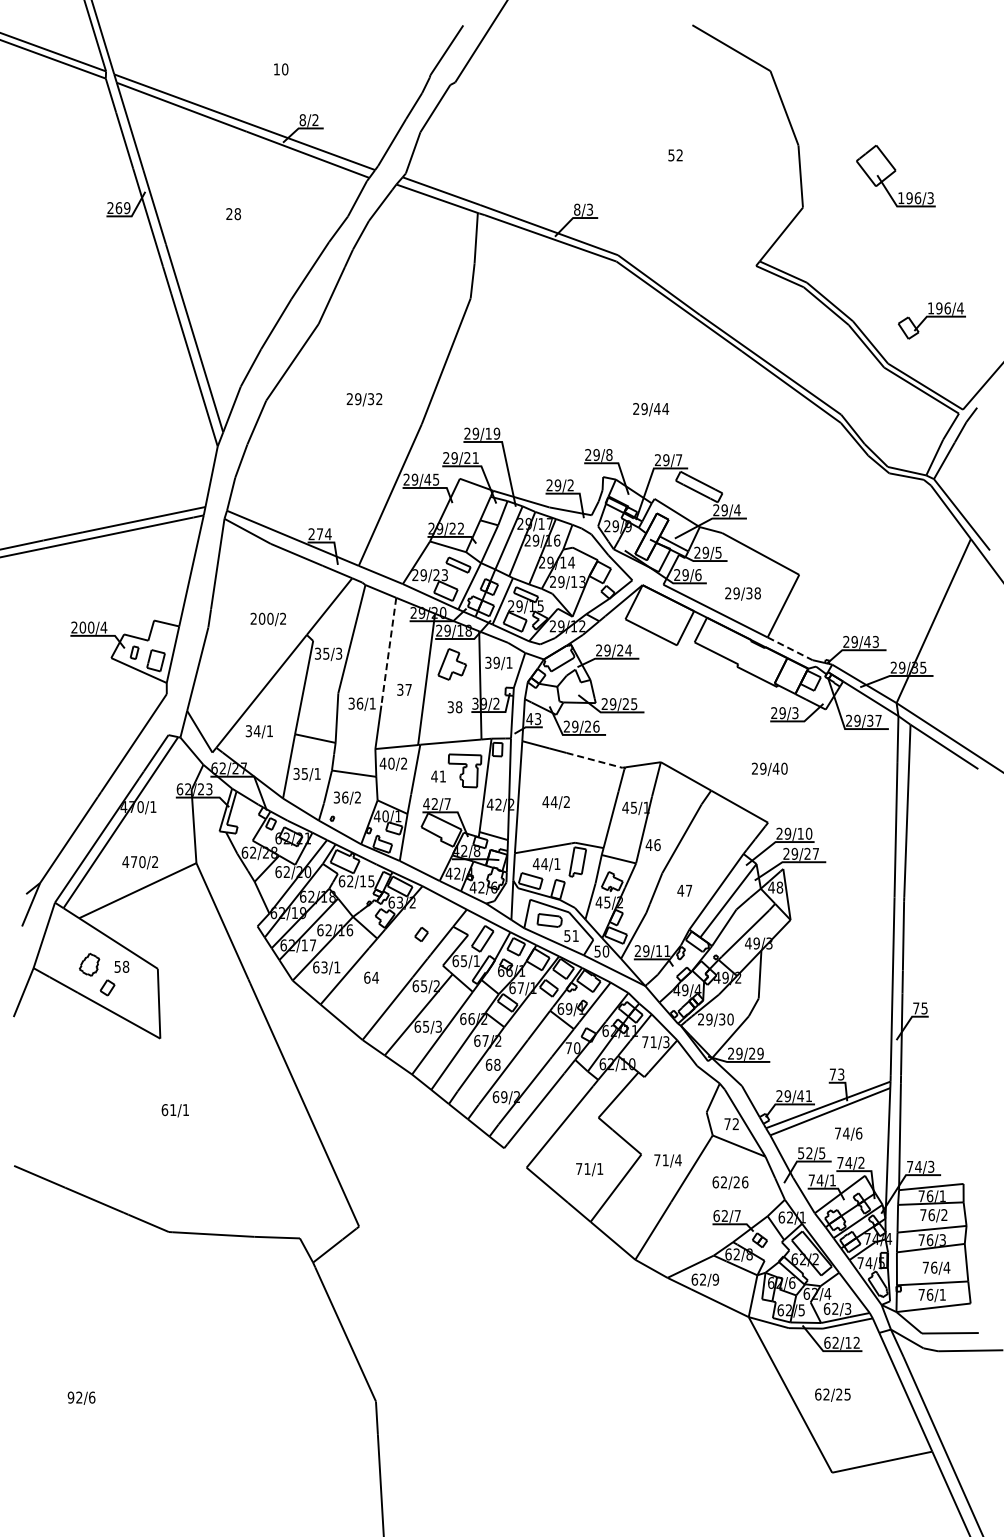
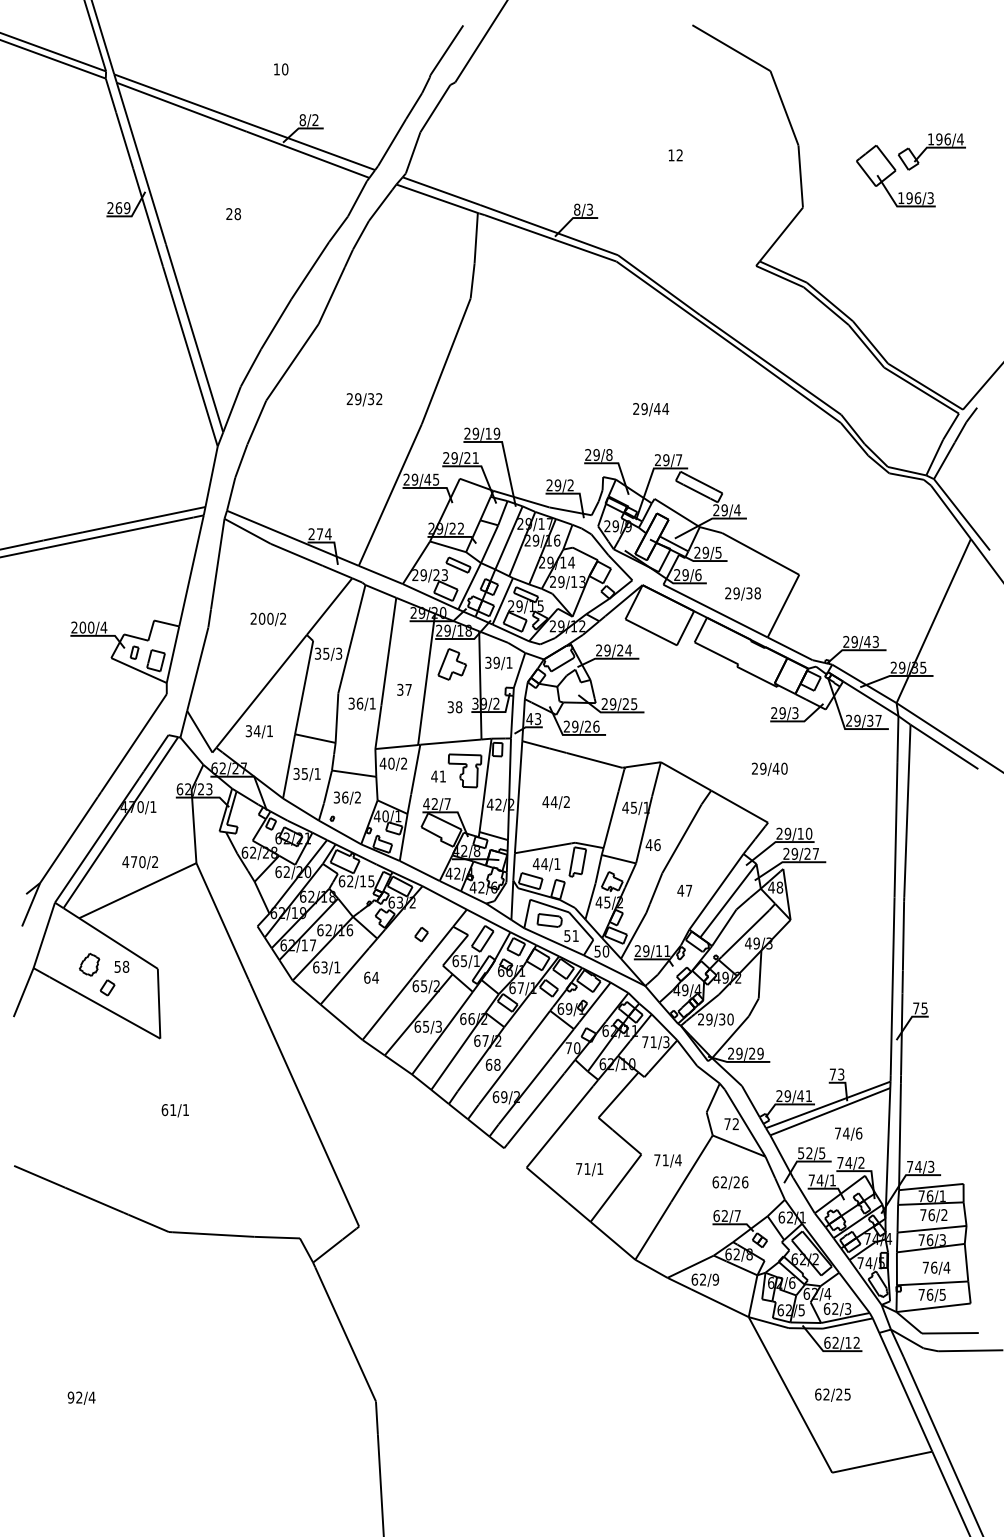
text: 52 -> 12 (671, 155)
part position: (931, 320) -> (931, 151) (931, 151)
line: dashed -> solid (790, 649)
line: dashed -> solid (388, 652)
line: dashed -> solid (594, 760)
text: 76/1 -> 76/5 (942, 1294)
text: 92/6 -> 92/4 (91, 1397)
